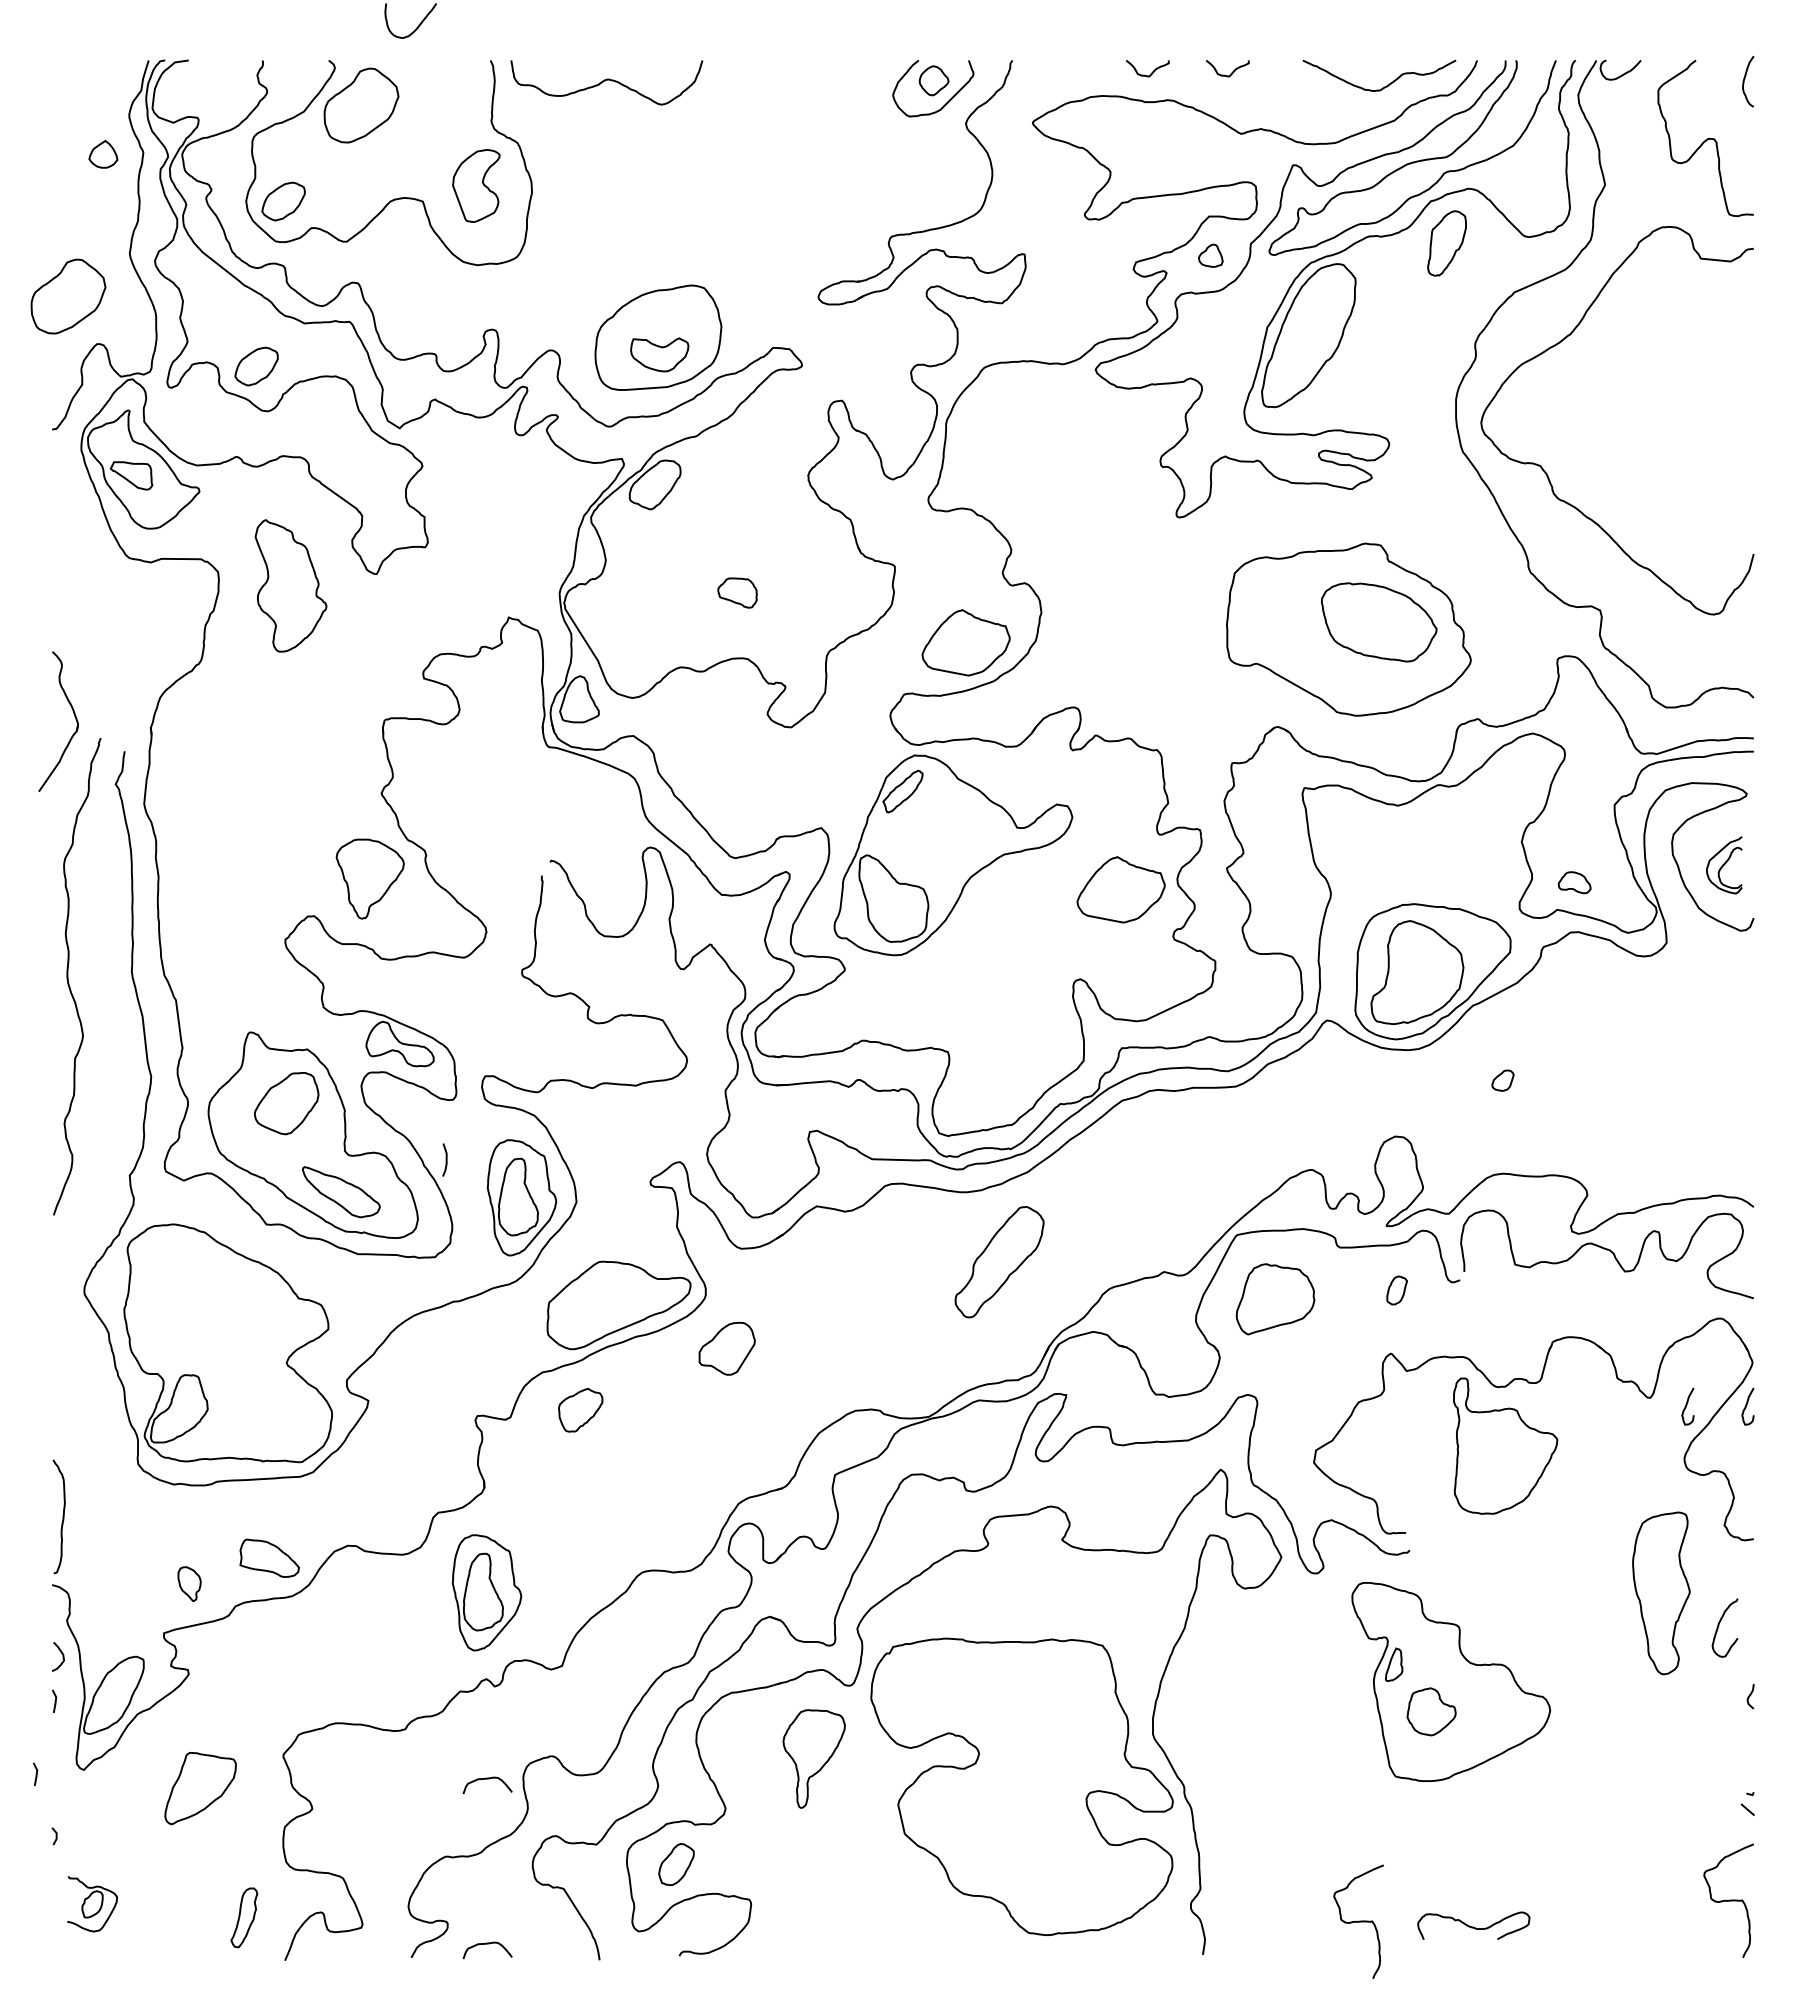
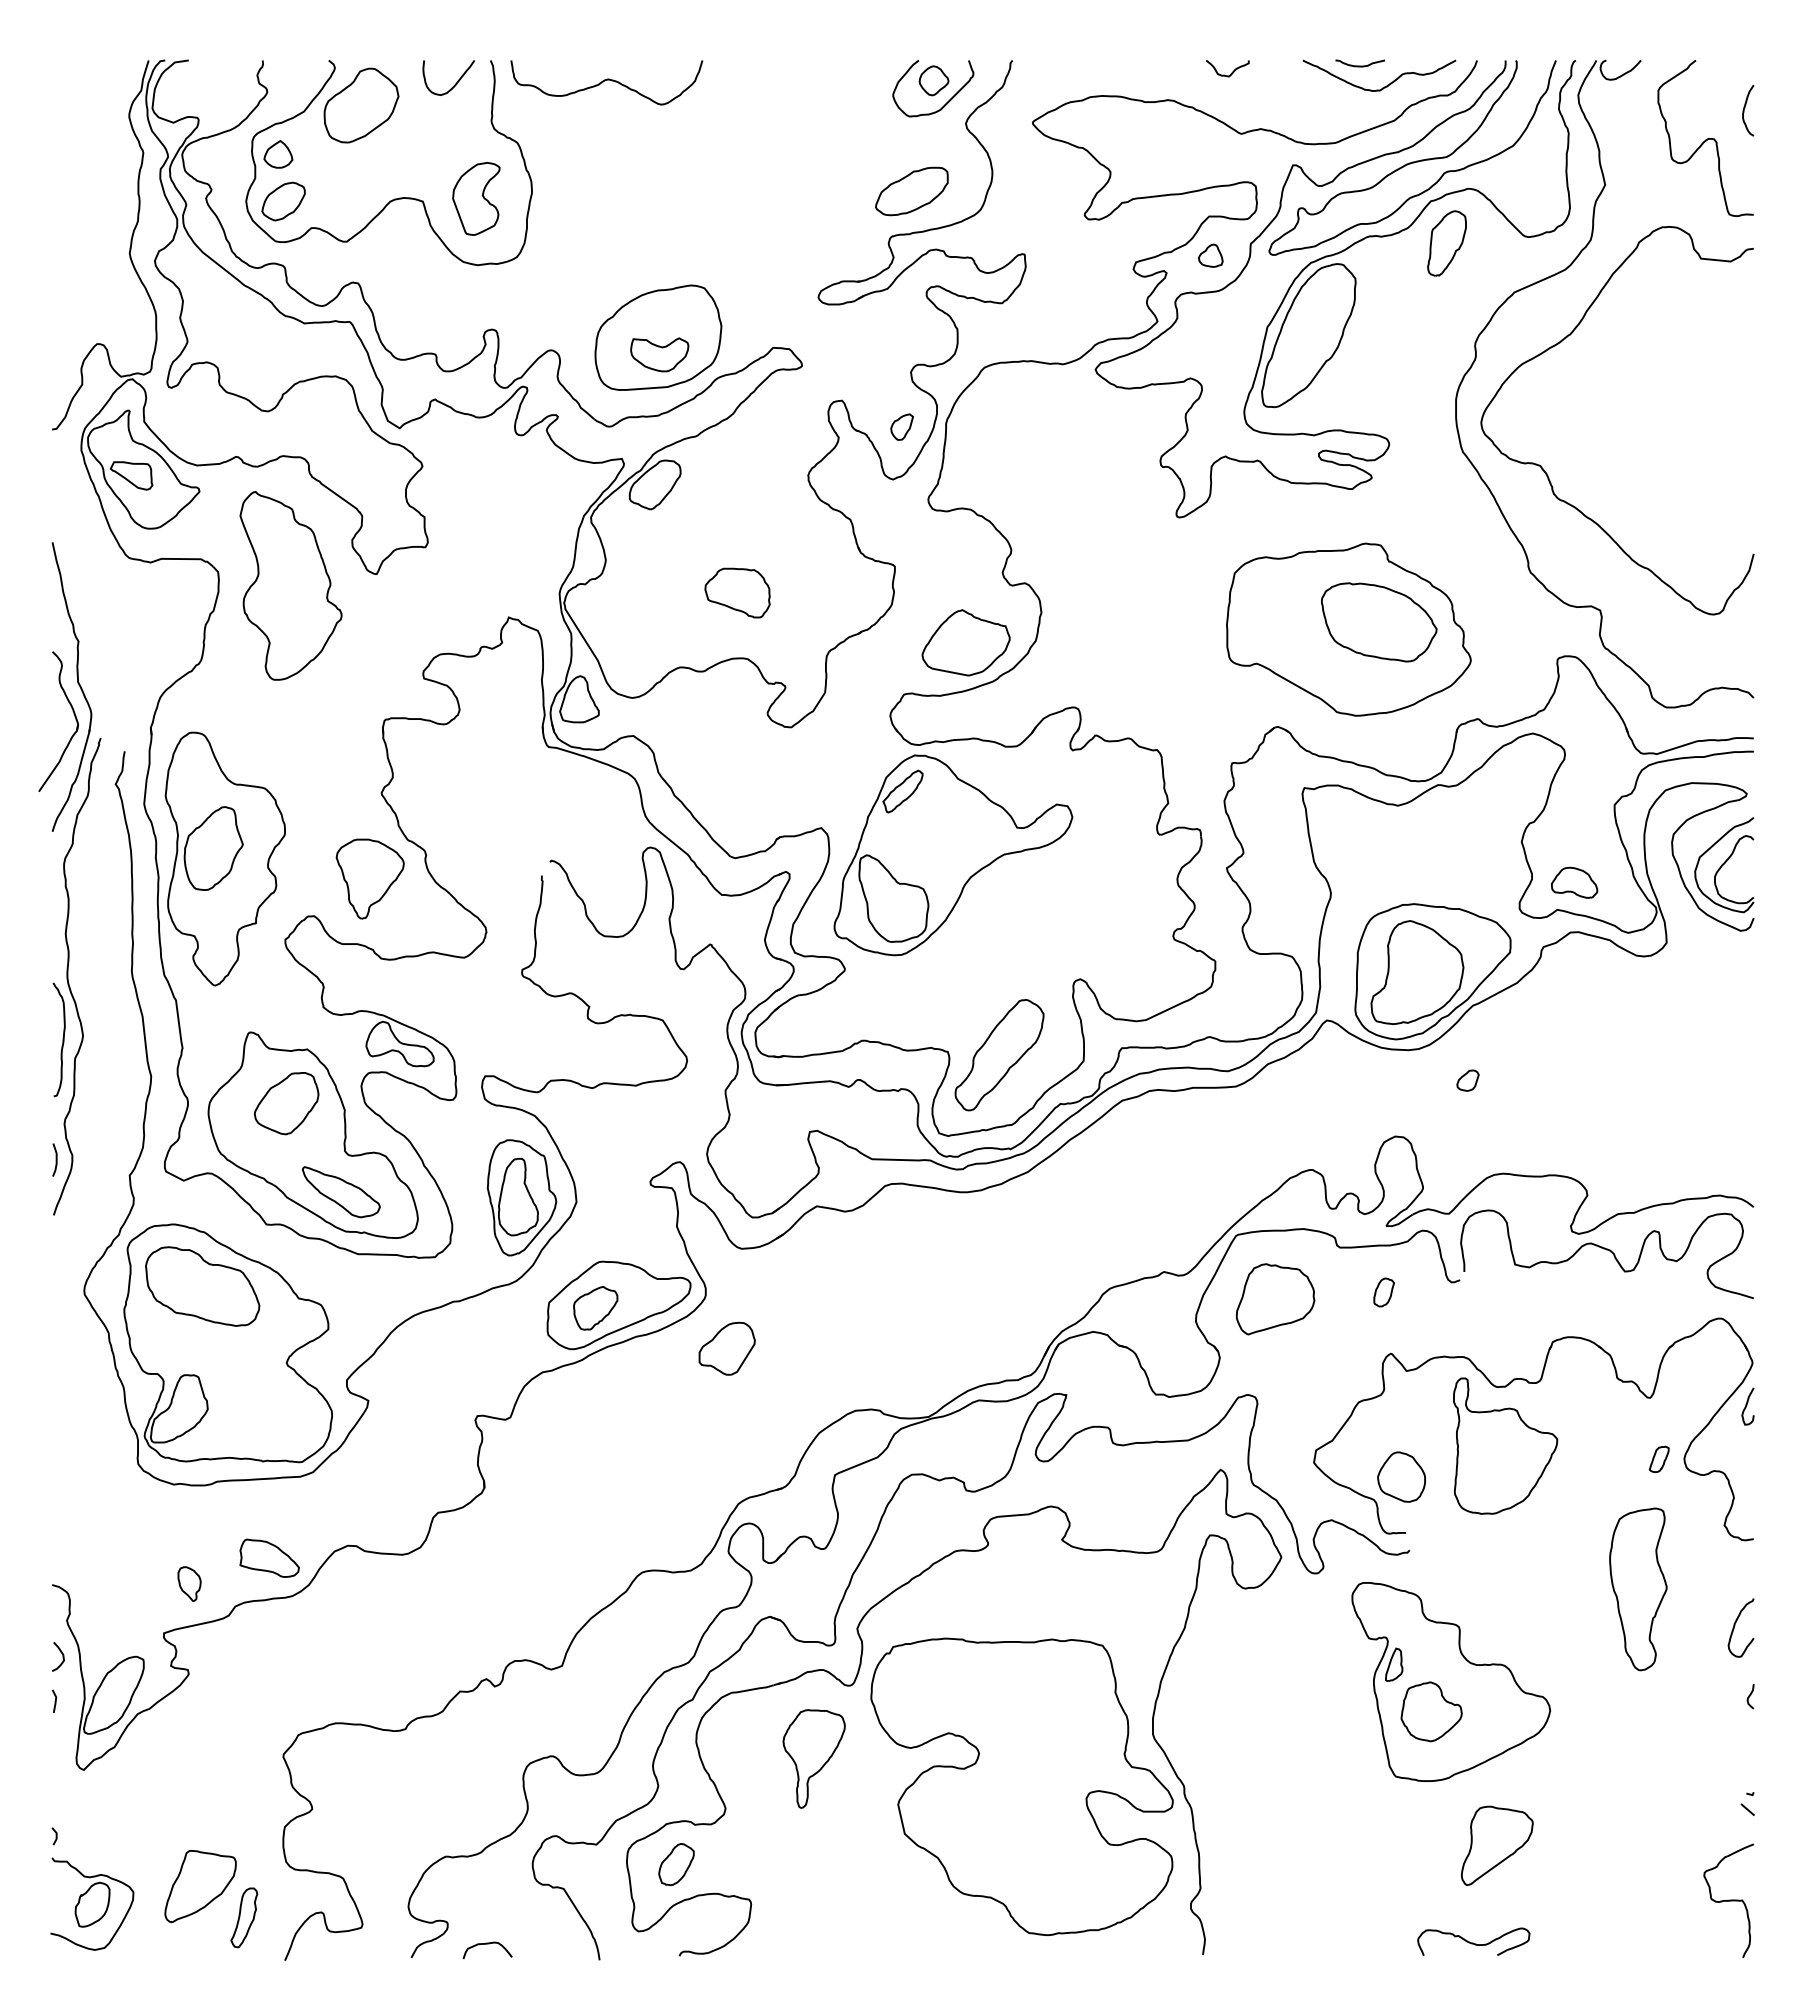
curve position: (417, 26) -> (455, 83) (455, 83)
curve: none -> present (1359, 65)
curve: present -> none (1151, 72)
curve position: (1745, 79) -> (1745, 108) (1745, 108)
part position: (103, 154) -> (278, 154) (278, 154)
part position: (476, 185) -> (476, 198) (476, 198)
part: none -> present (911, 191)
part: present -> none (68, 296)
part: present -> none (256, 366)
part: none -> present (901, 426)
part size: 74x134 px -> 104x190 px (290, 585)
part size: 41x32 px -> 67x52 px (737, 592)
part: none -> present (77, 683)
part: none -> present (224, 858)
part size: 37x59 px -> 61x97 px (1724, 865)
part size: 35x24 px -> 48x33 px (1574, 882)
part: present -> none (1120, 889)
part position: (1502, 1080) -> (1467, 1080) (1467, 1080)
curve position: (445, 1159) -> (55, 1159) (55, 1159)
part position: (999, 1262) -> (999, 1055) (999, 1055)
part: none -> present (202, 1286)
part position: (1396, 1290) -> (1383, 1292) (1383, 1292)
curve: present -> none (1687, 1405)
part position: (580, 1410) -> (595, 1308) (595, 1308)
part: none -> present (1658, 1458)
part: none -> present (1401, 1476)
curve position: (62, 1516) -> (62, 1039) (62, 1039)
part: present -> none (486, 1592)
part position: (1661, 1593) -> (1638, 1589) (1638, 1589)
curve position: (1719, 1625) -> (1735, 1625) (1735, 1625)
part size: 51x50 px -> 63x62 px (1431, 1711)
line: present -> none (36, 1773)
curve: present -> none (487, 1779)
part position: (200, 1788) -> (200, 1886) (200, 1886)
part: none -> present (1497, 1845)
part size: 51x57 px -> 85x94 px (92, 1903)
curve: present -> none (1358, 1921)
curve position: (1473, 1926) -> (1473, 1942) (1473, 1942)
